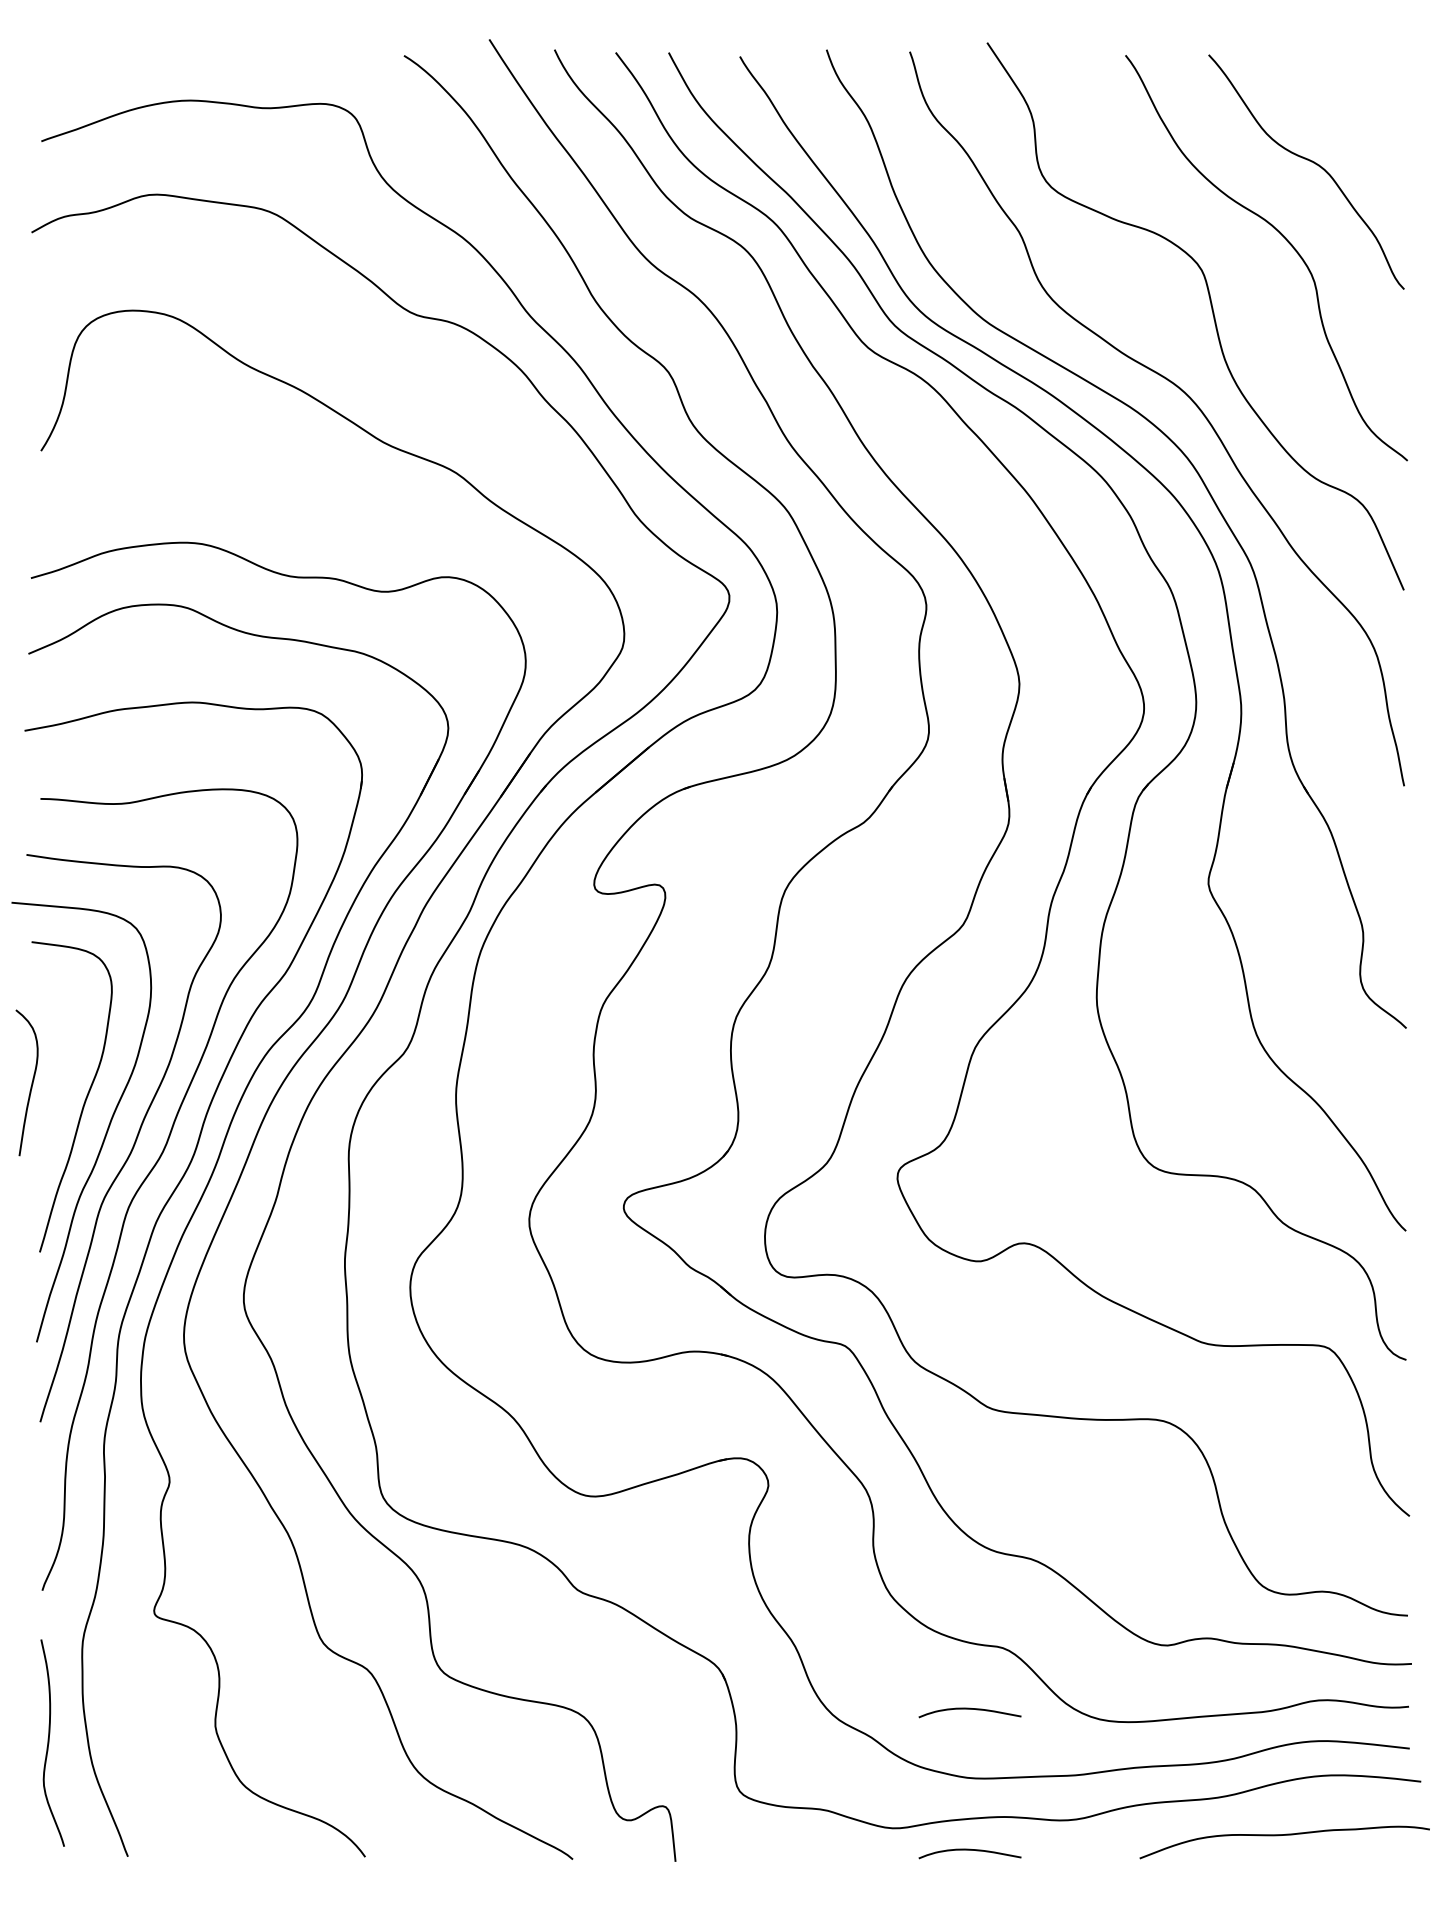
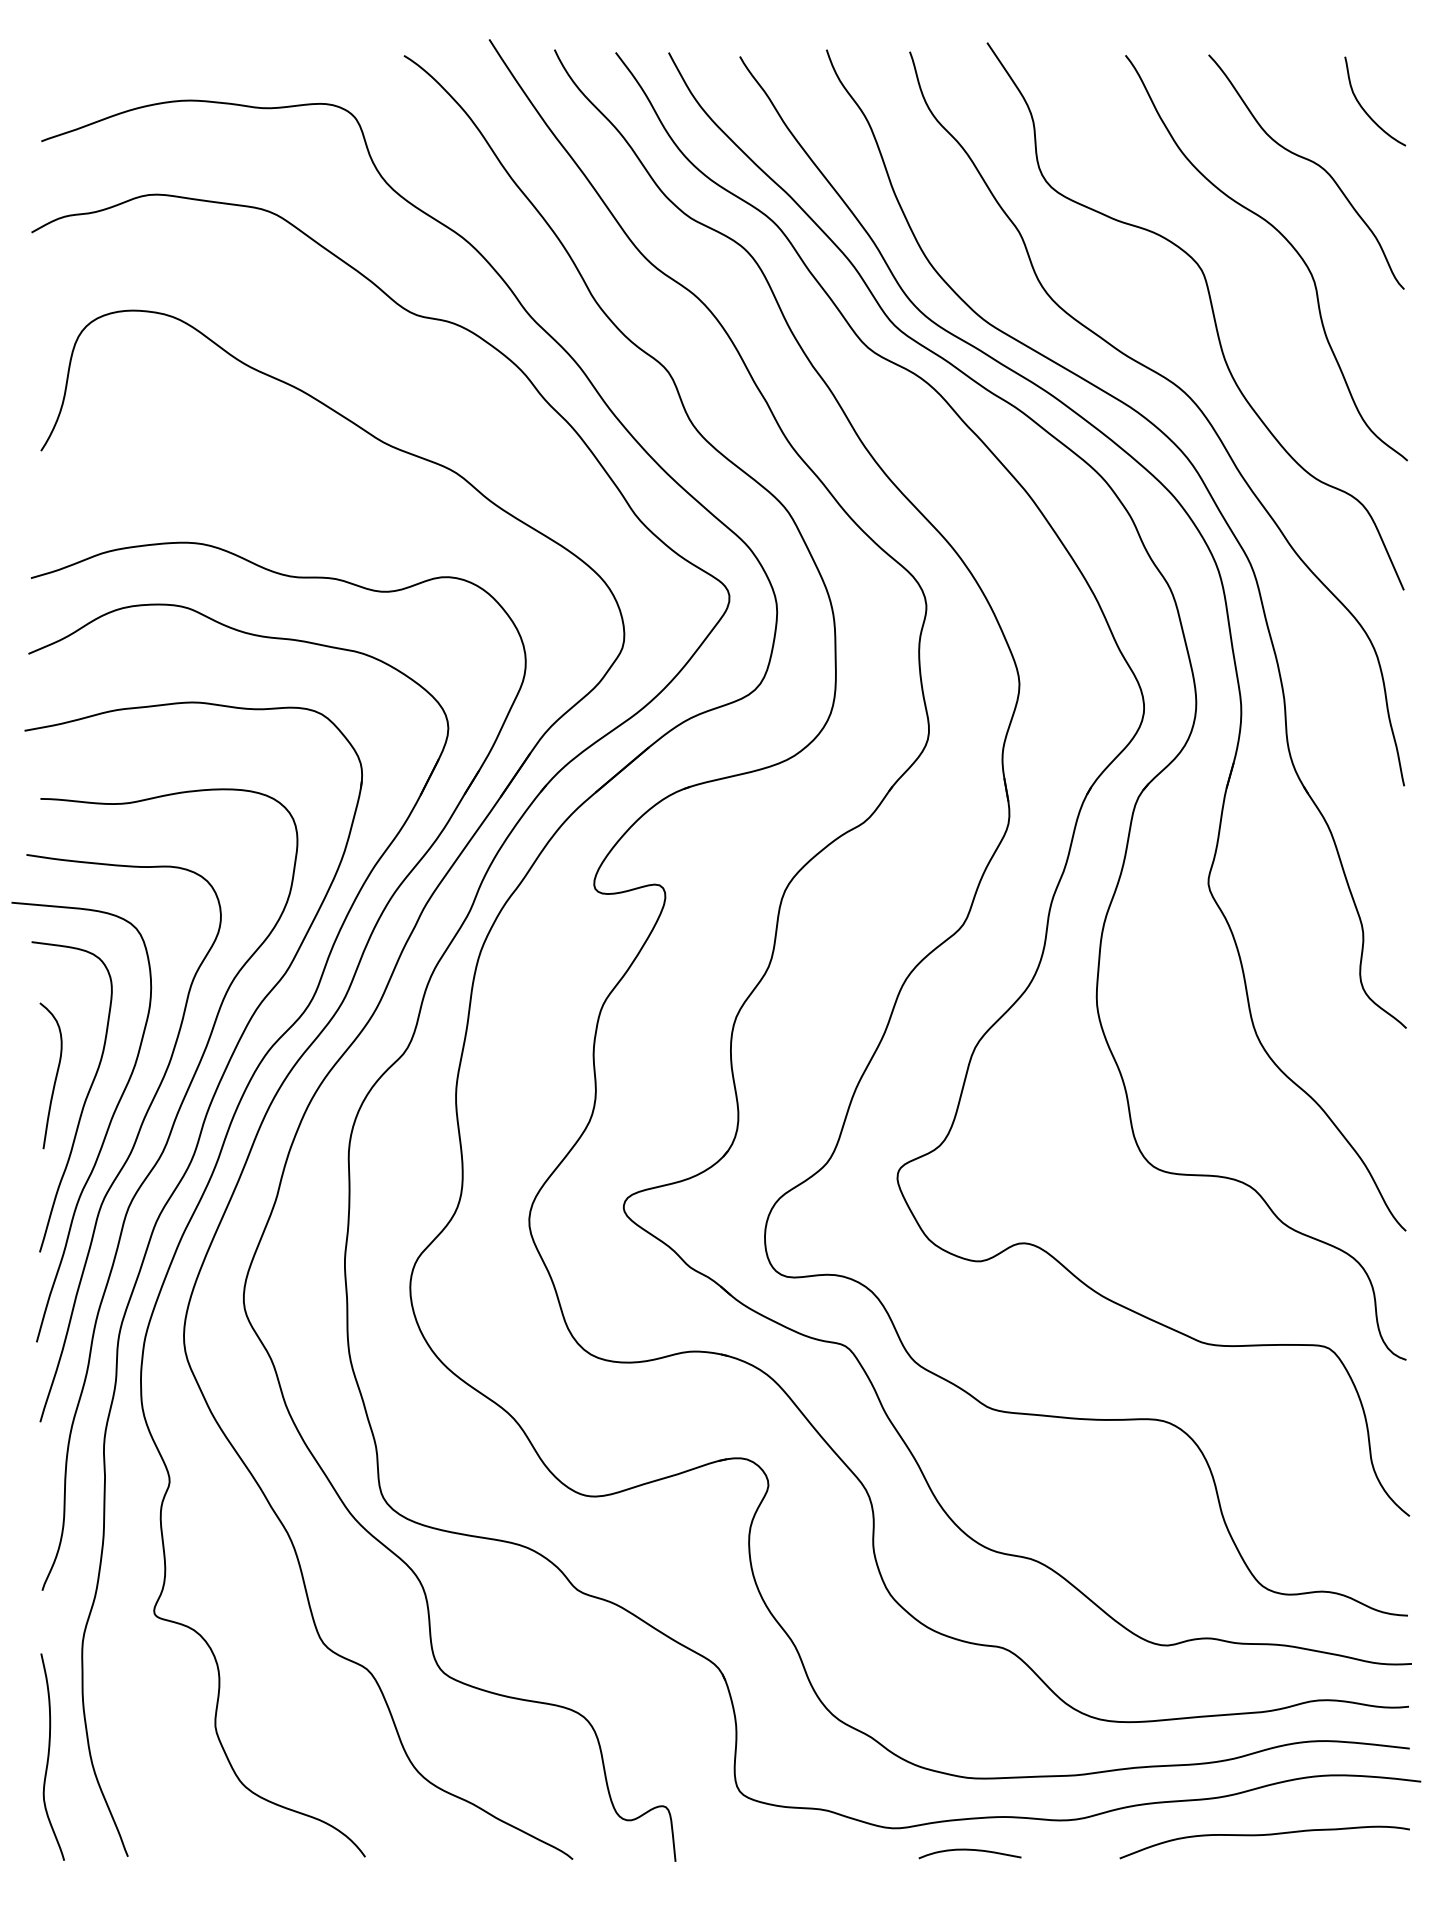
curve: none -> present (1363, 107)
curve position: (31, 1082) -> (55, 1075) (55, 1075)
curve: present -> none (969, 1709)
curve position: (49, 1742) -> (49, 1756) (49, 1756)
curve position: (1284, 1835) -> (1264, 1835) (1264, 1835)
